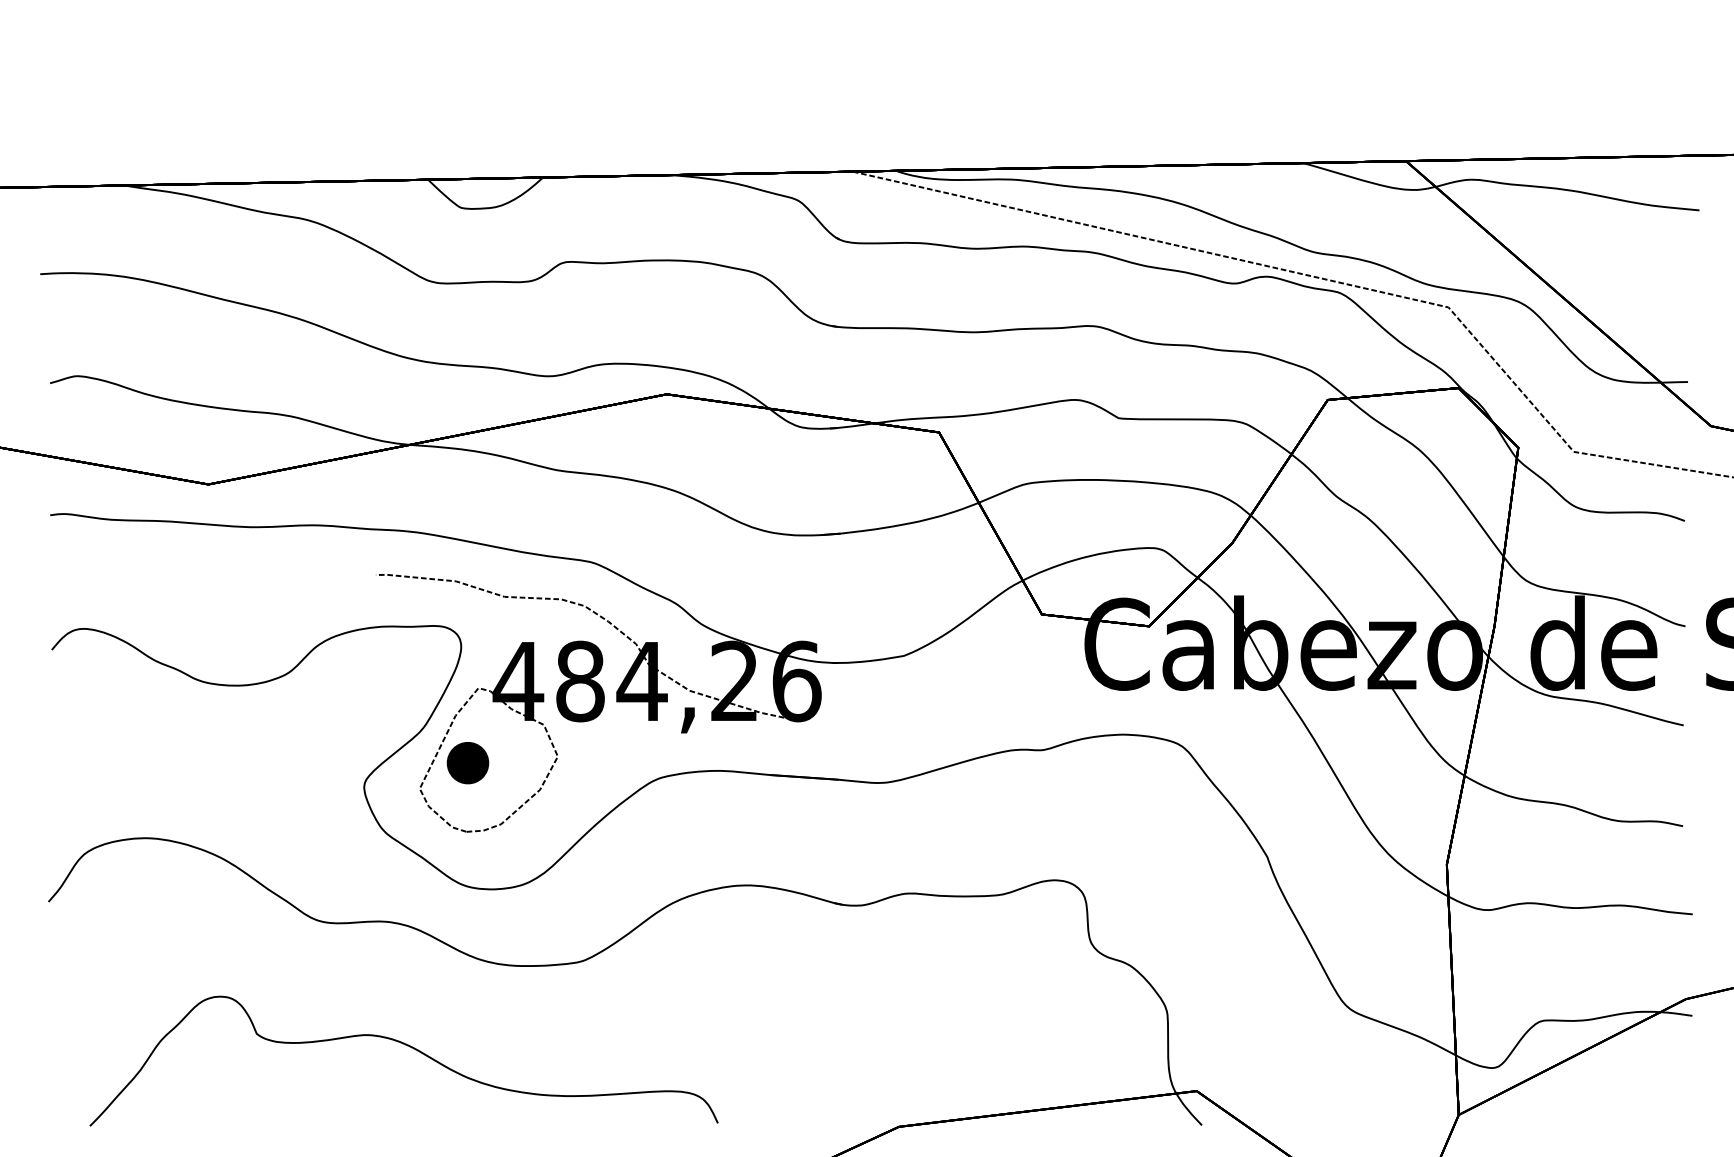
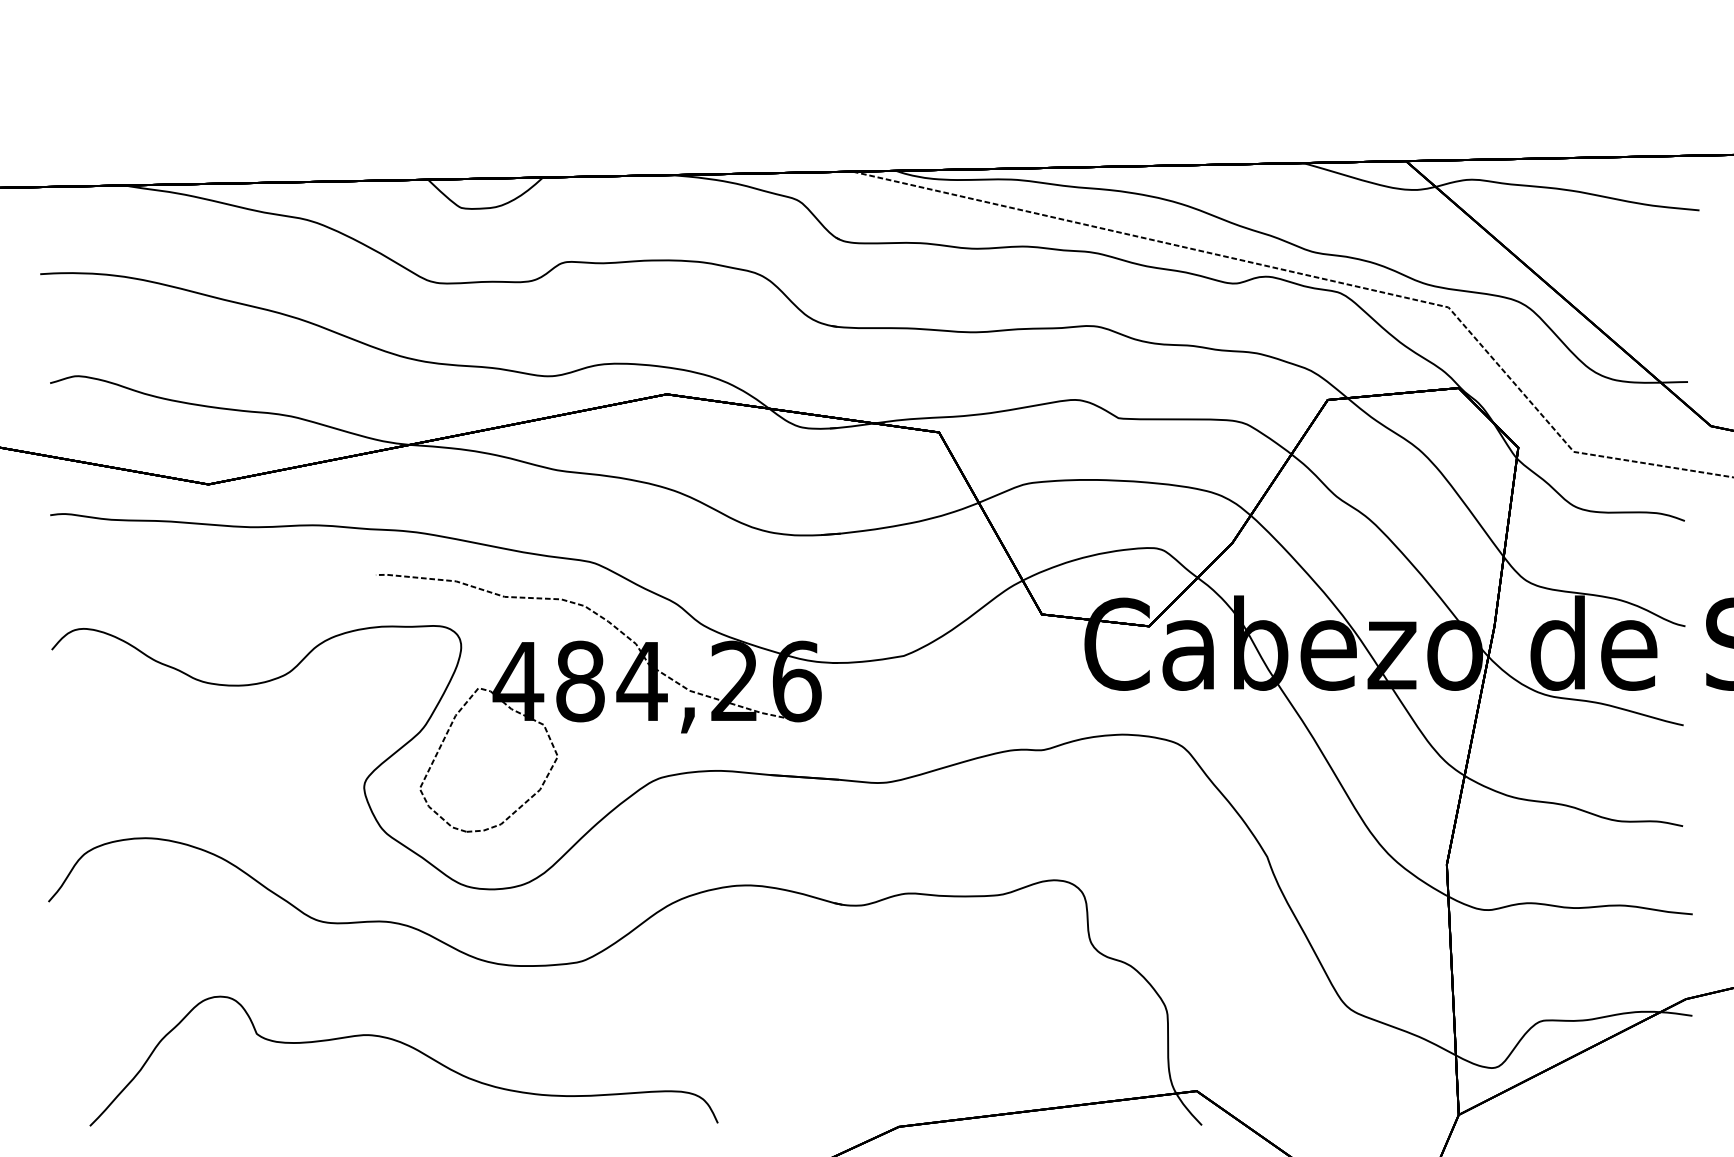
part: present -> none (467, 763)
